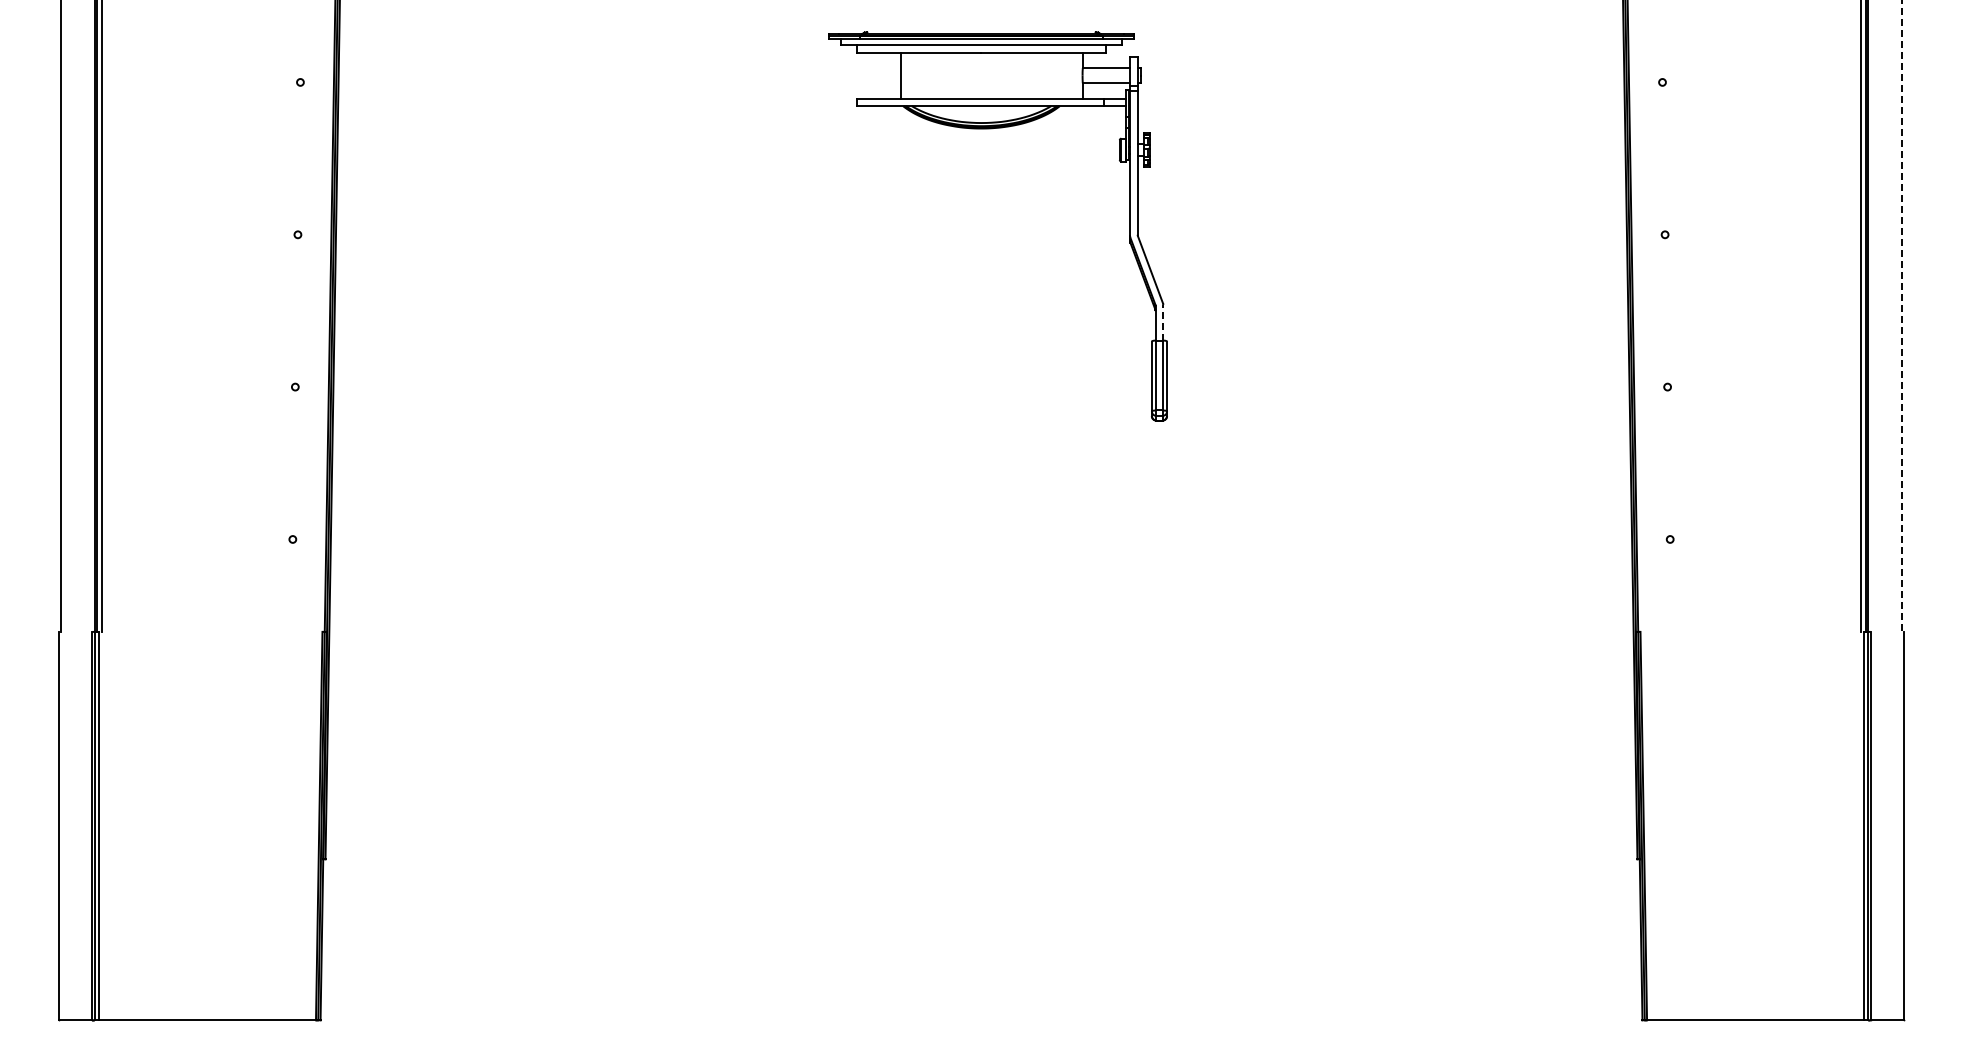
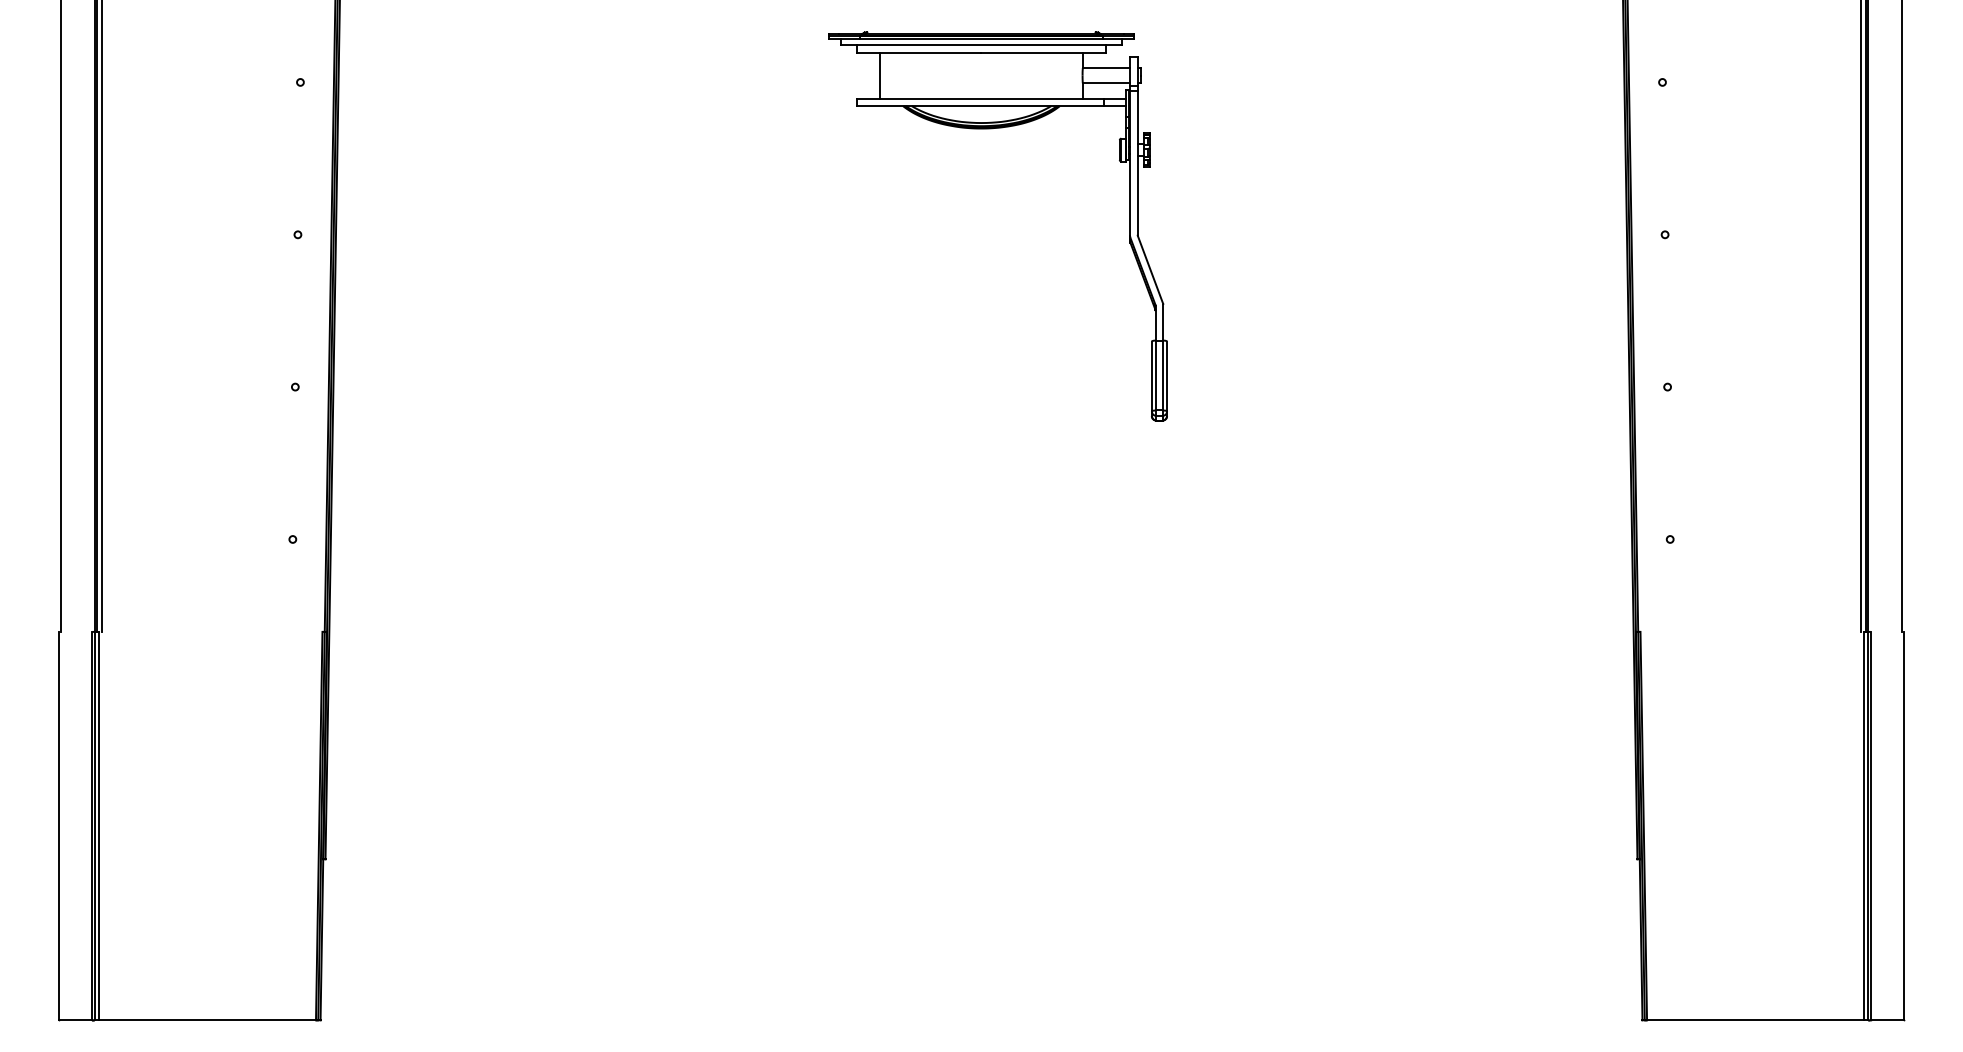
line position: (901, 75) -> (880, 75) (880, 75)
line: dashed -> solid (1901, 316)
line: dashed -> solid (1163, 322)
